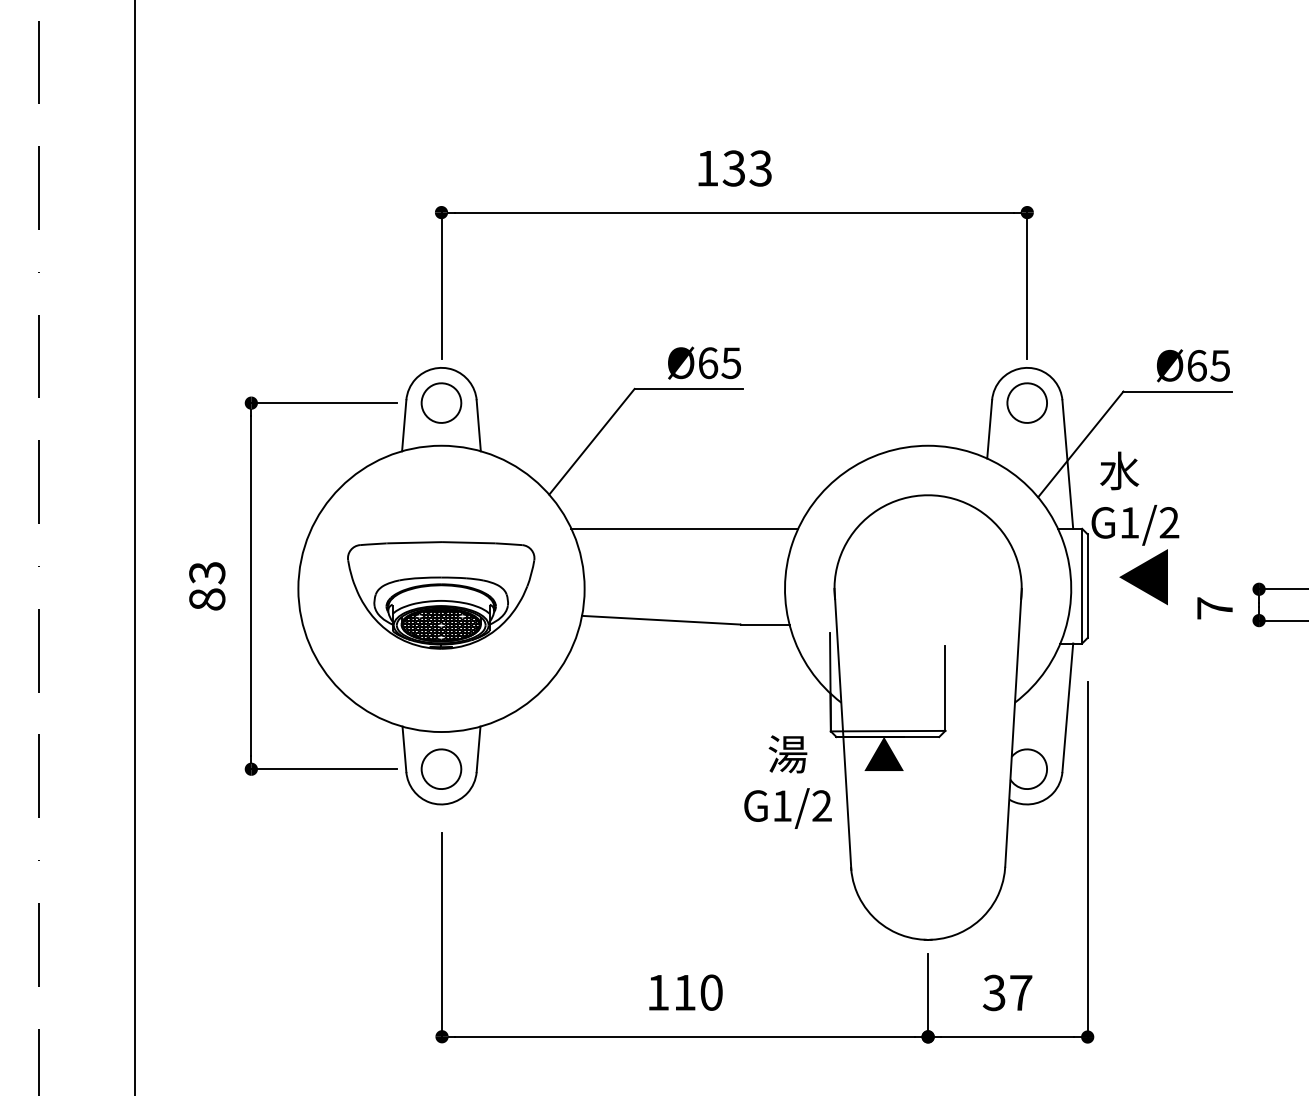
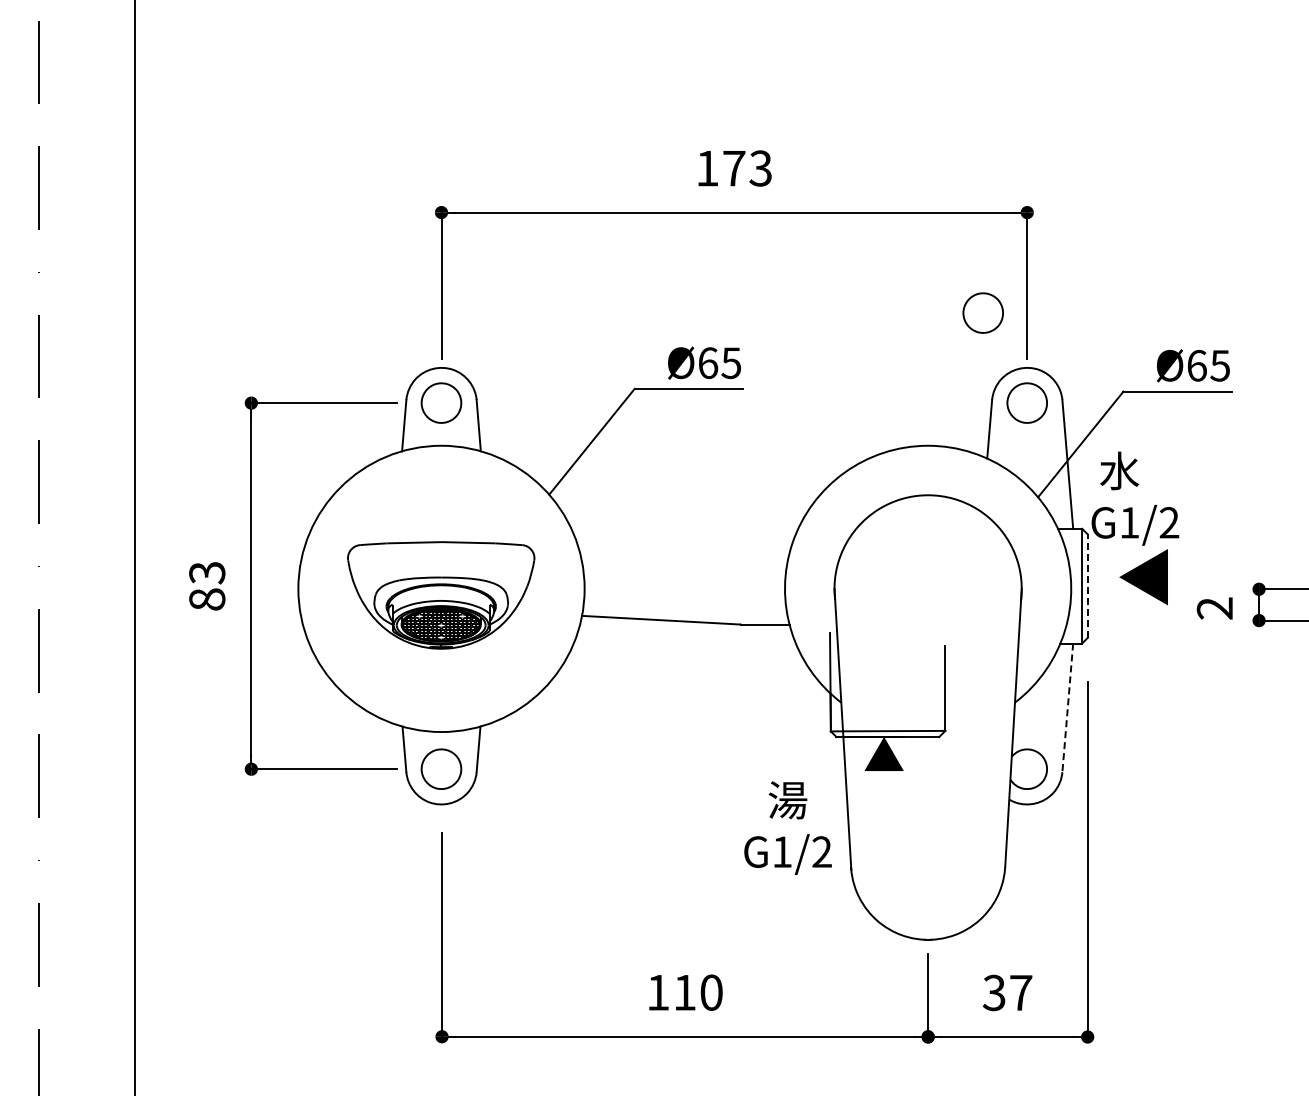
text: 133 -> 173 (733, 168)
part: none -> present (982, 312)
line: present -> none (684, 528)
line: solid -> dashed (1087, 586)
text: 7 -> 2 (1214, 608)
line: solid -> dashed (1067, 707)
text position: (787, 781) -> (787, 827) (787, 827)
